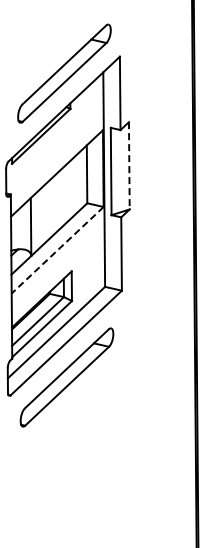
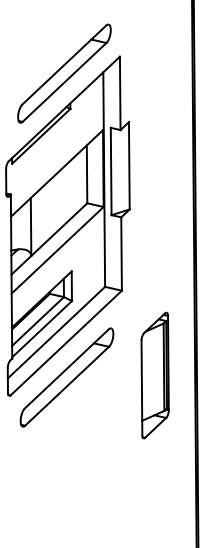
line: dashed -> solid (129, 165)
line: dashed -> solid (57, 250)
part: none -> present (154, 375)
